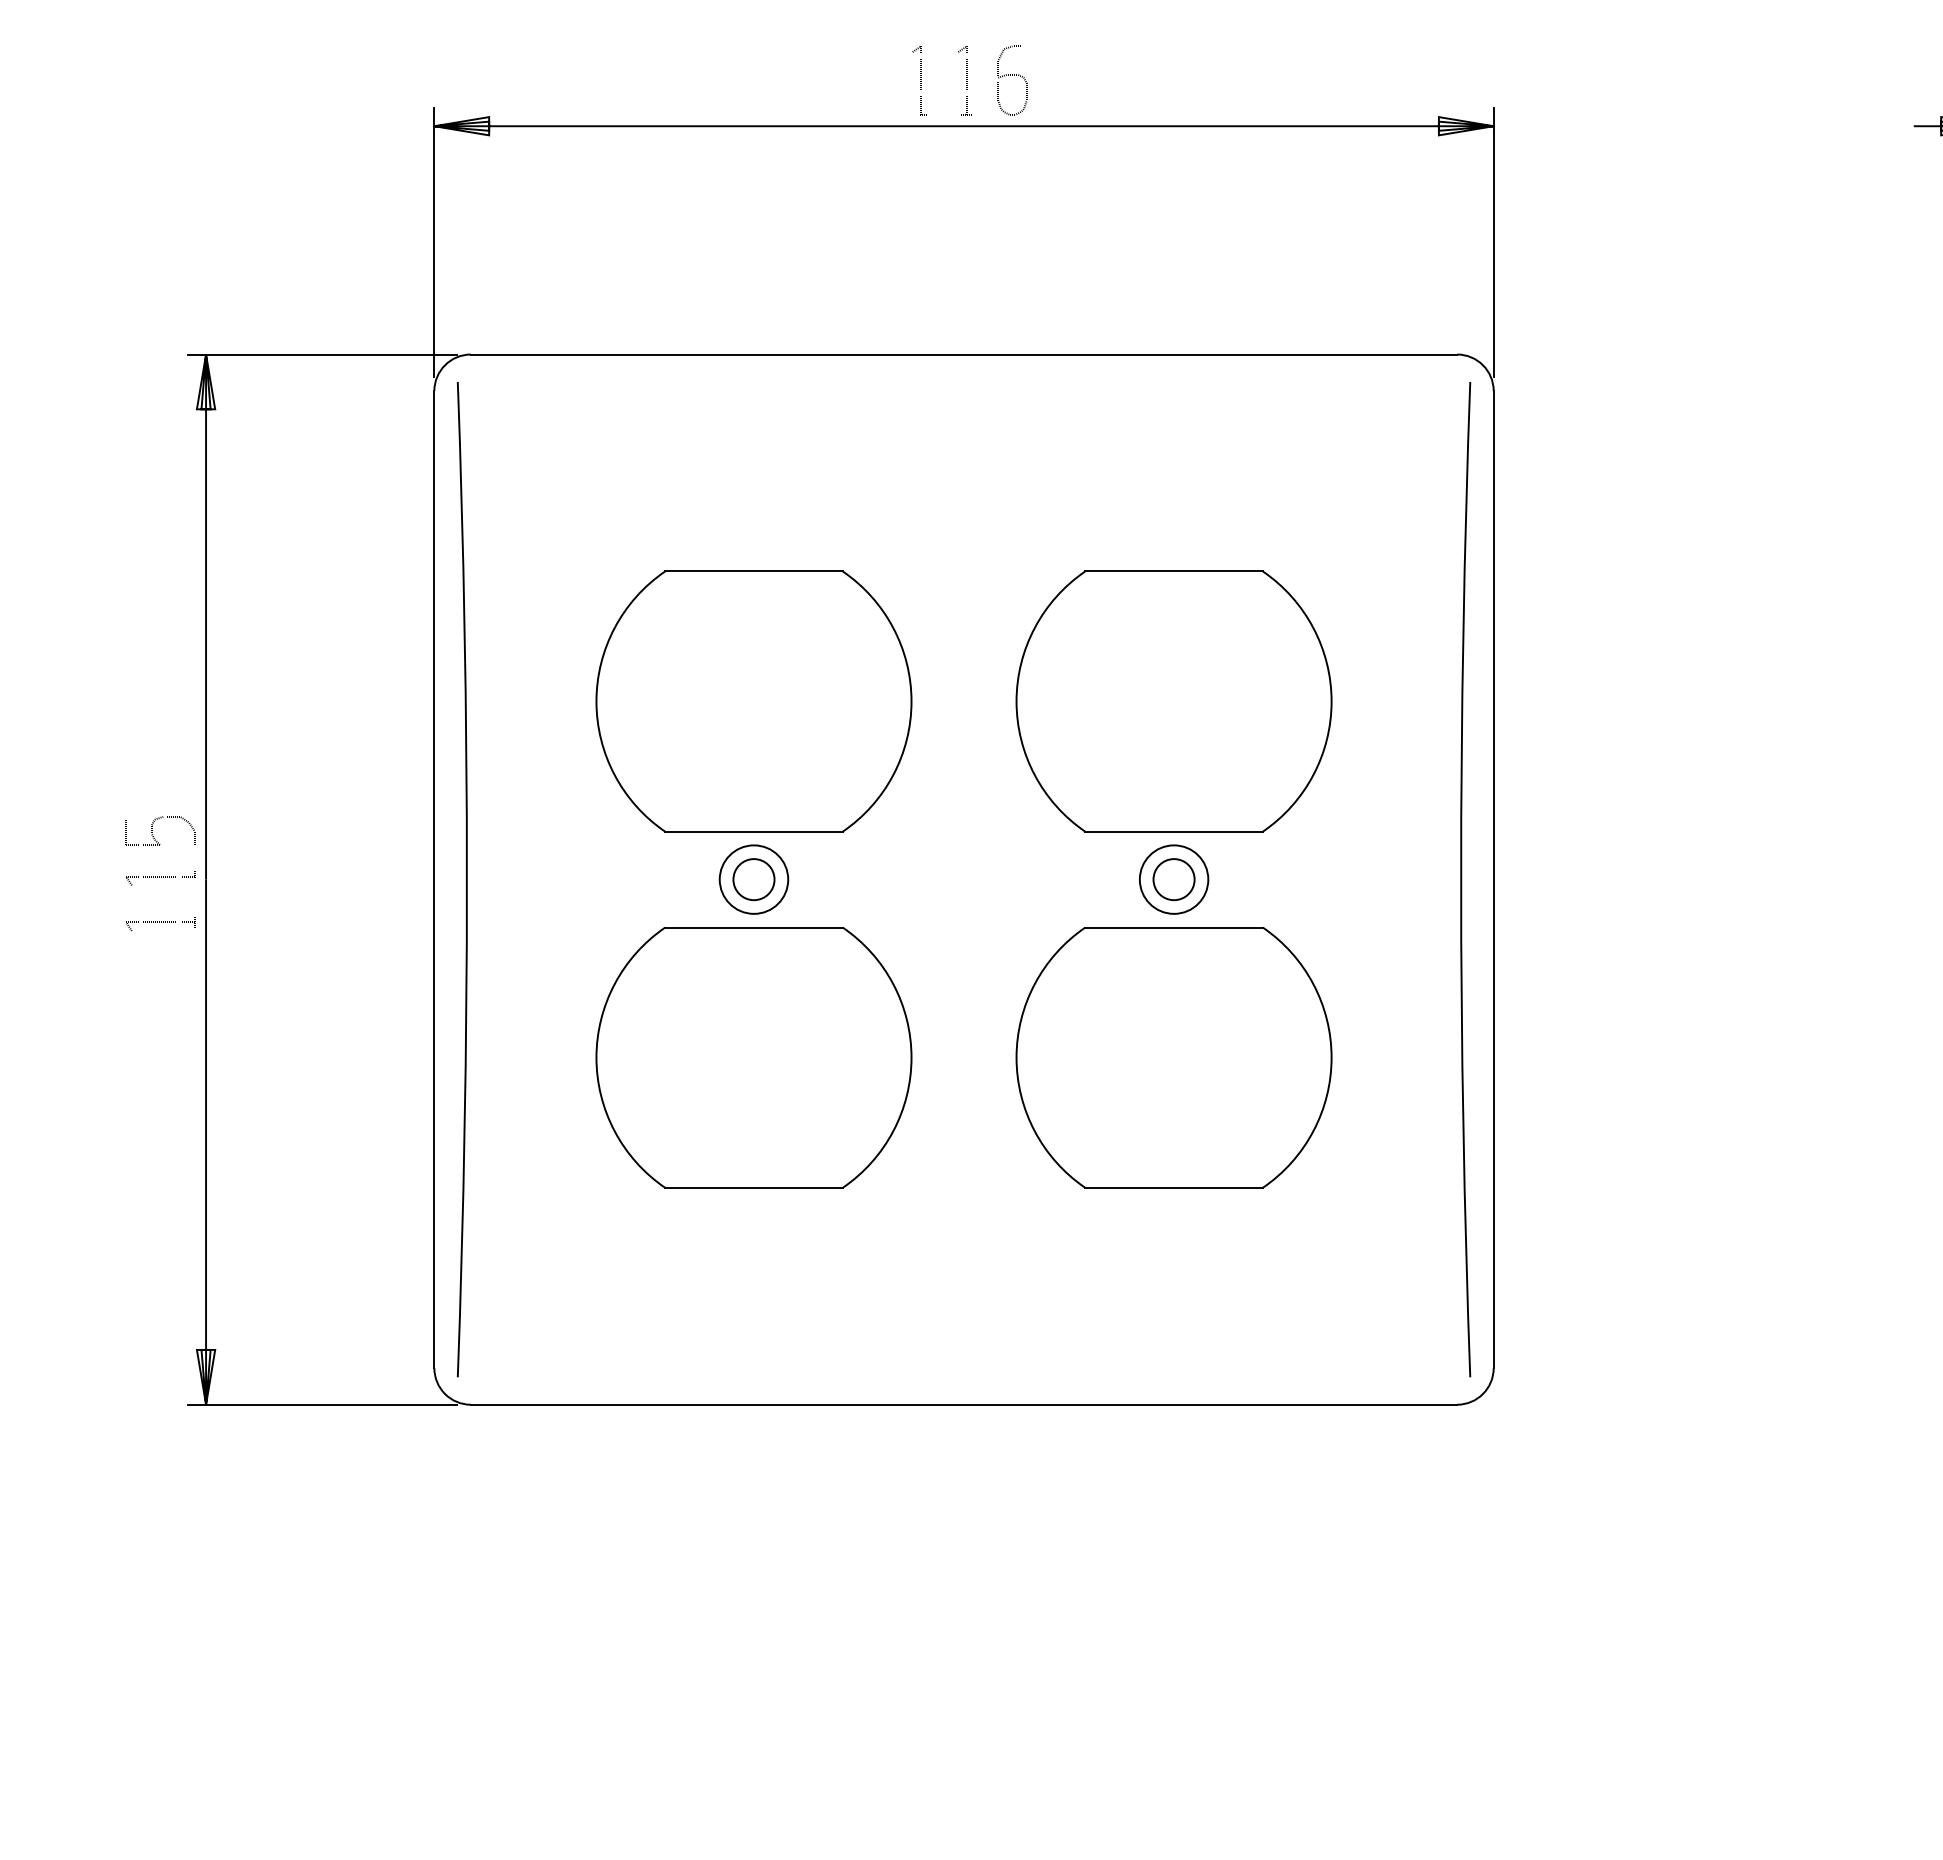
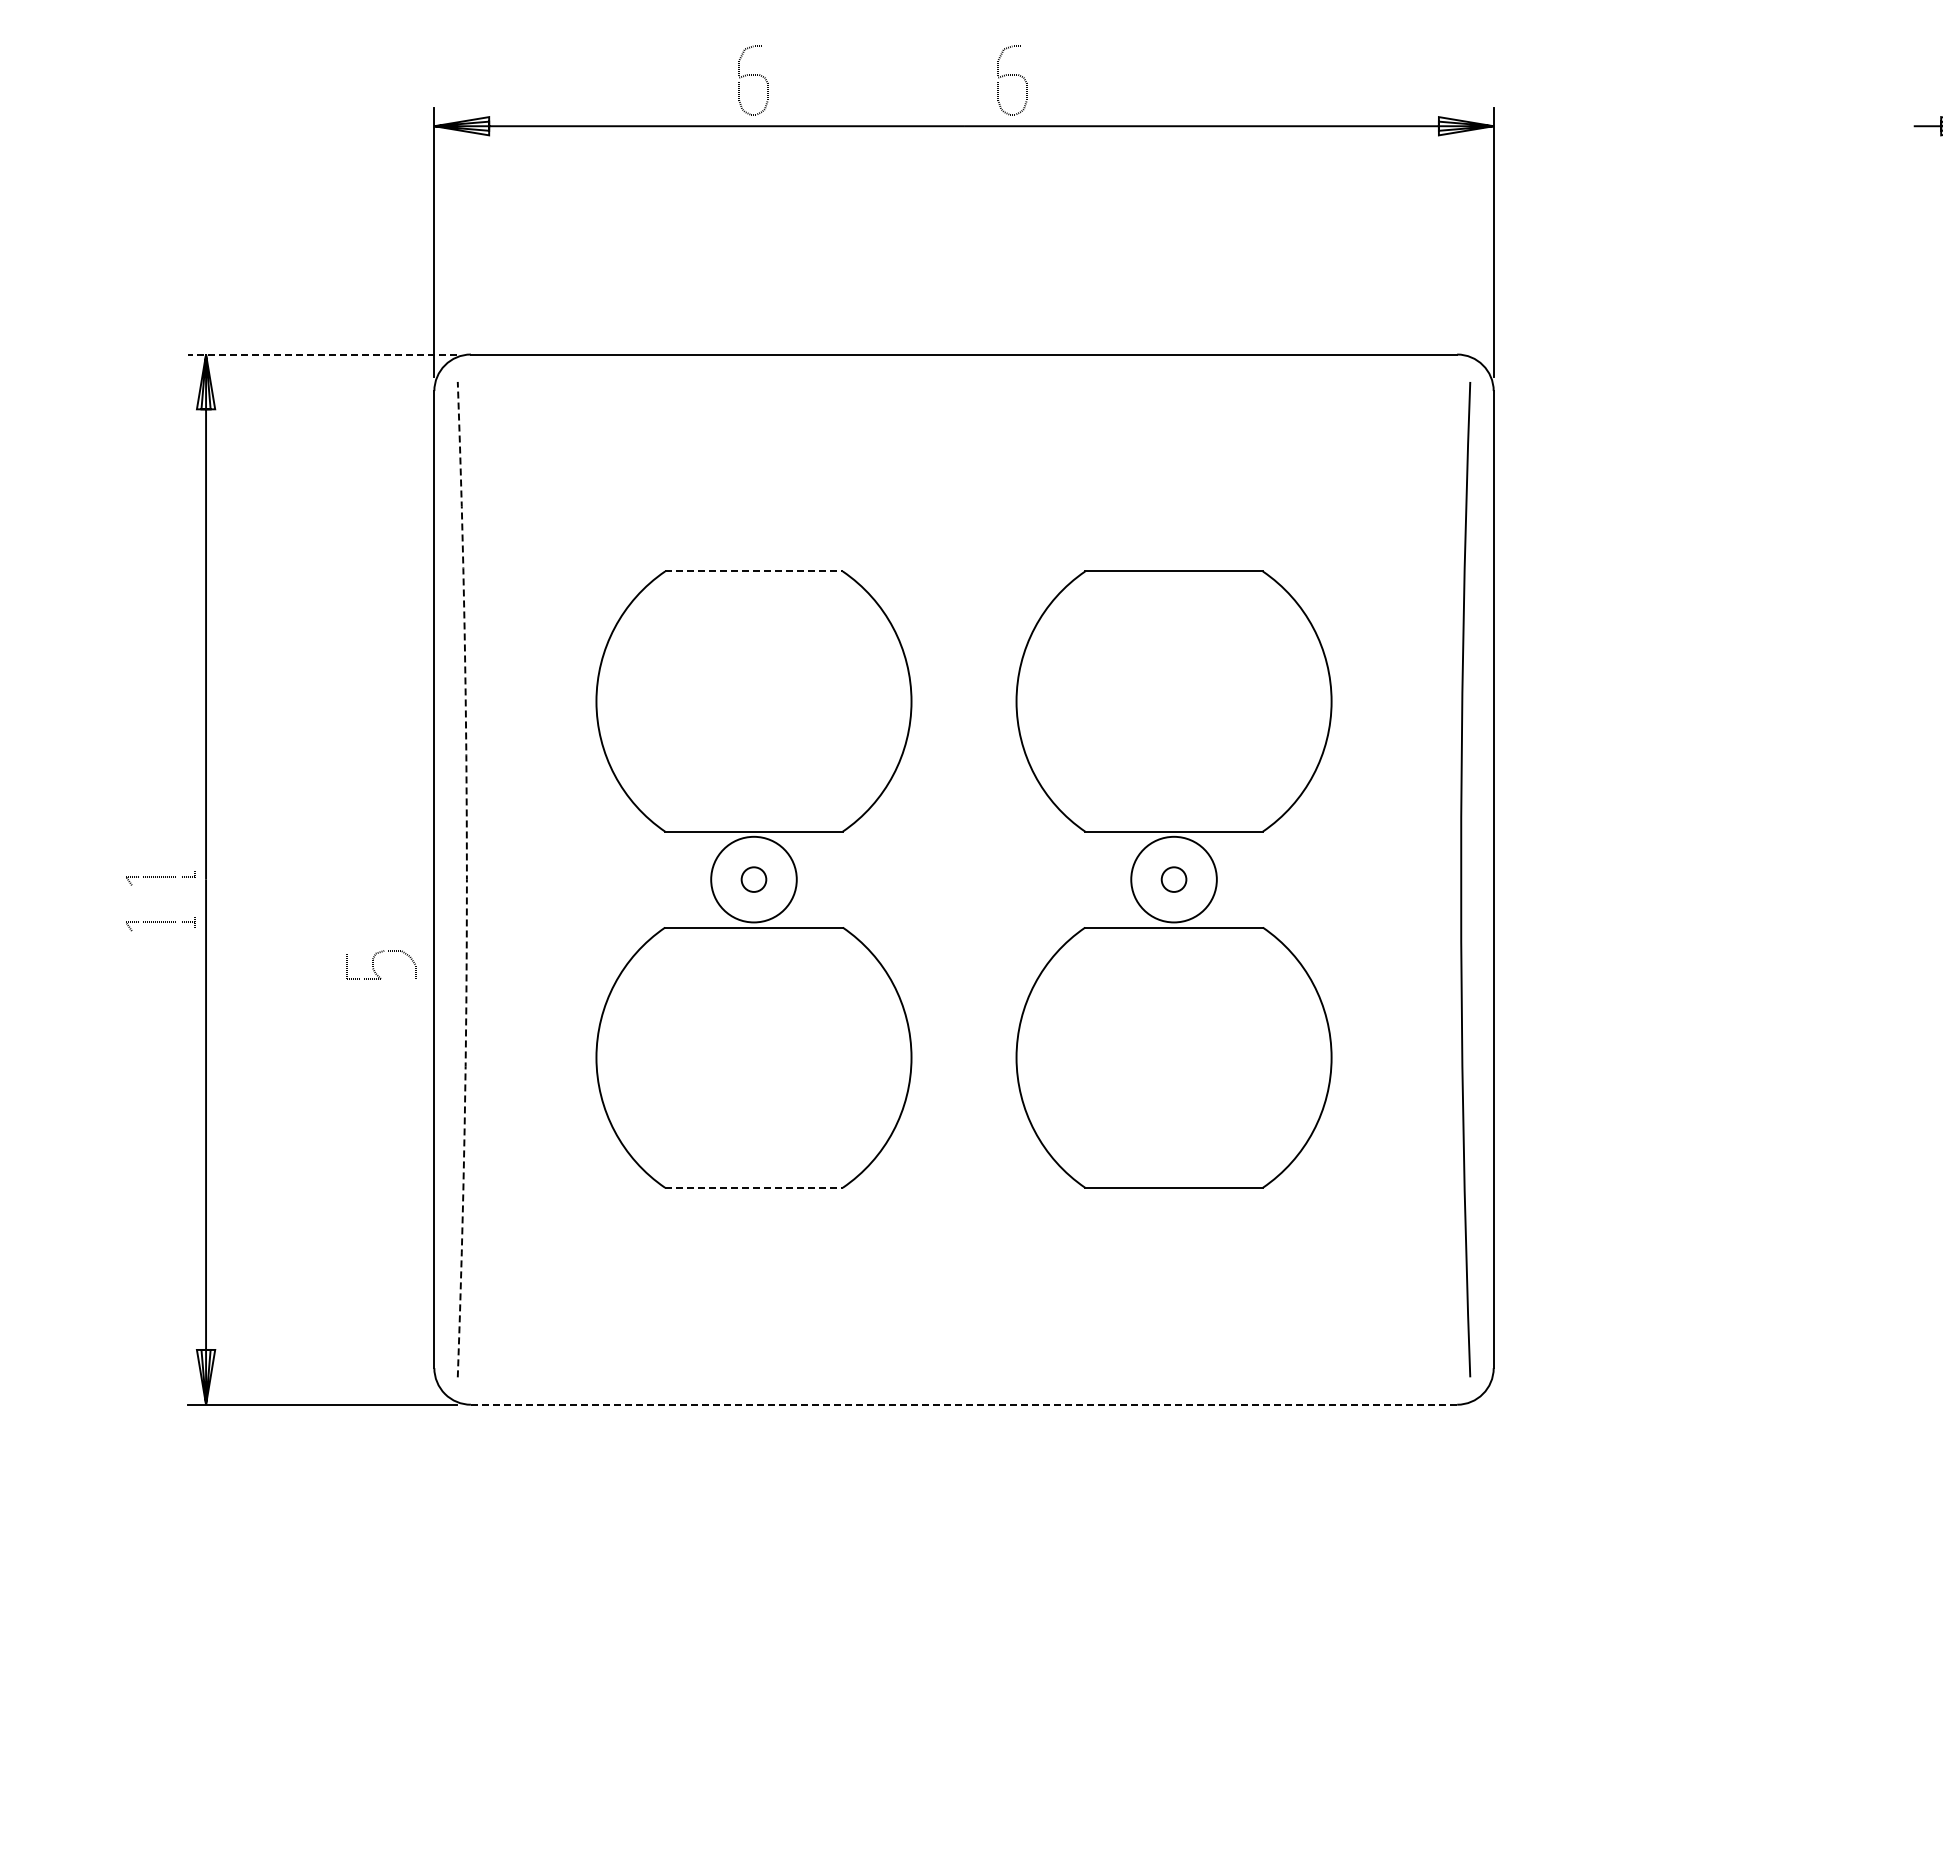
curve: none -> present (753, 75)
part: present -> none (919, 80)
part: present -> none (964, 80)
line: solid -> dashed (322, 354)
line: solid -> dashed (753, 571)
part position: (152, 830) -> (373, 964) (373, 964)
arc: solid -> dashed (466, 879)
circle diameter: 41 px -> 25 px (753, 879)
circle diameter: 68 px -> 86 px (753, 879)
circle diameter: 41 px -> 25 px (1173, 879)
circle diameter: 68 px -> 86 px (1173, 879)
line: solid -> dashed (753, 1187)
line: solid -> dashed (964, 1404)
